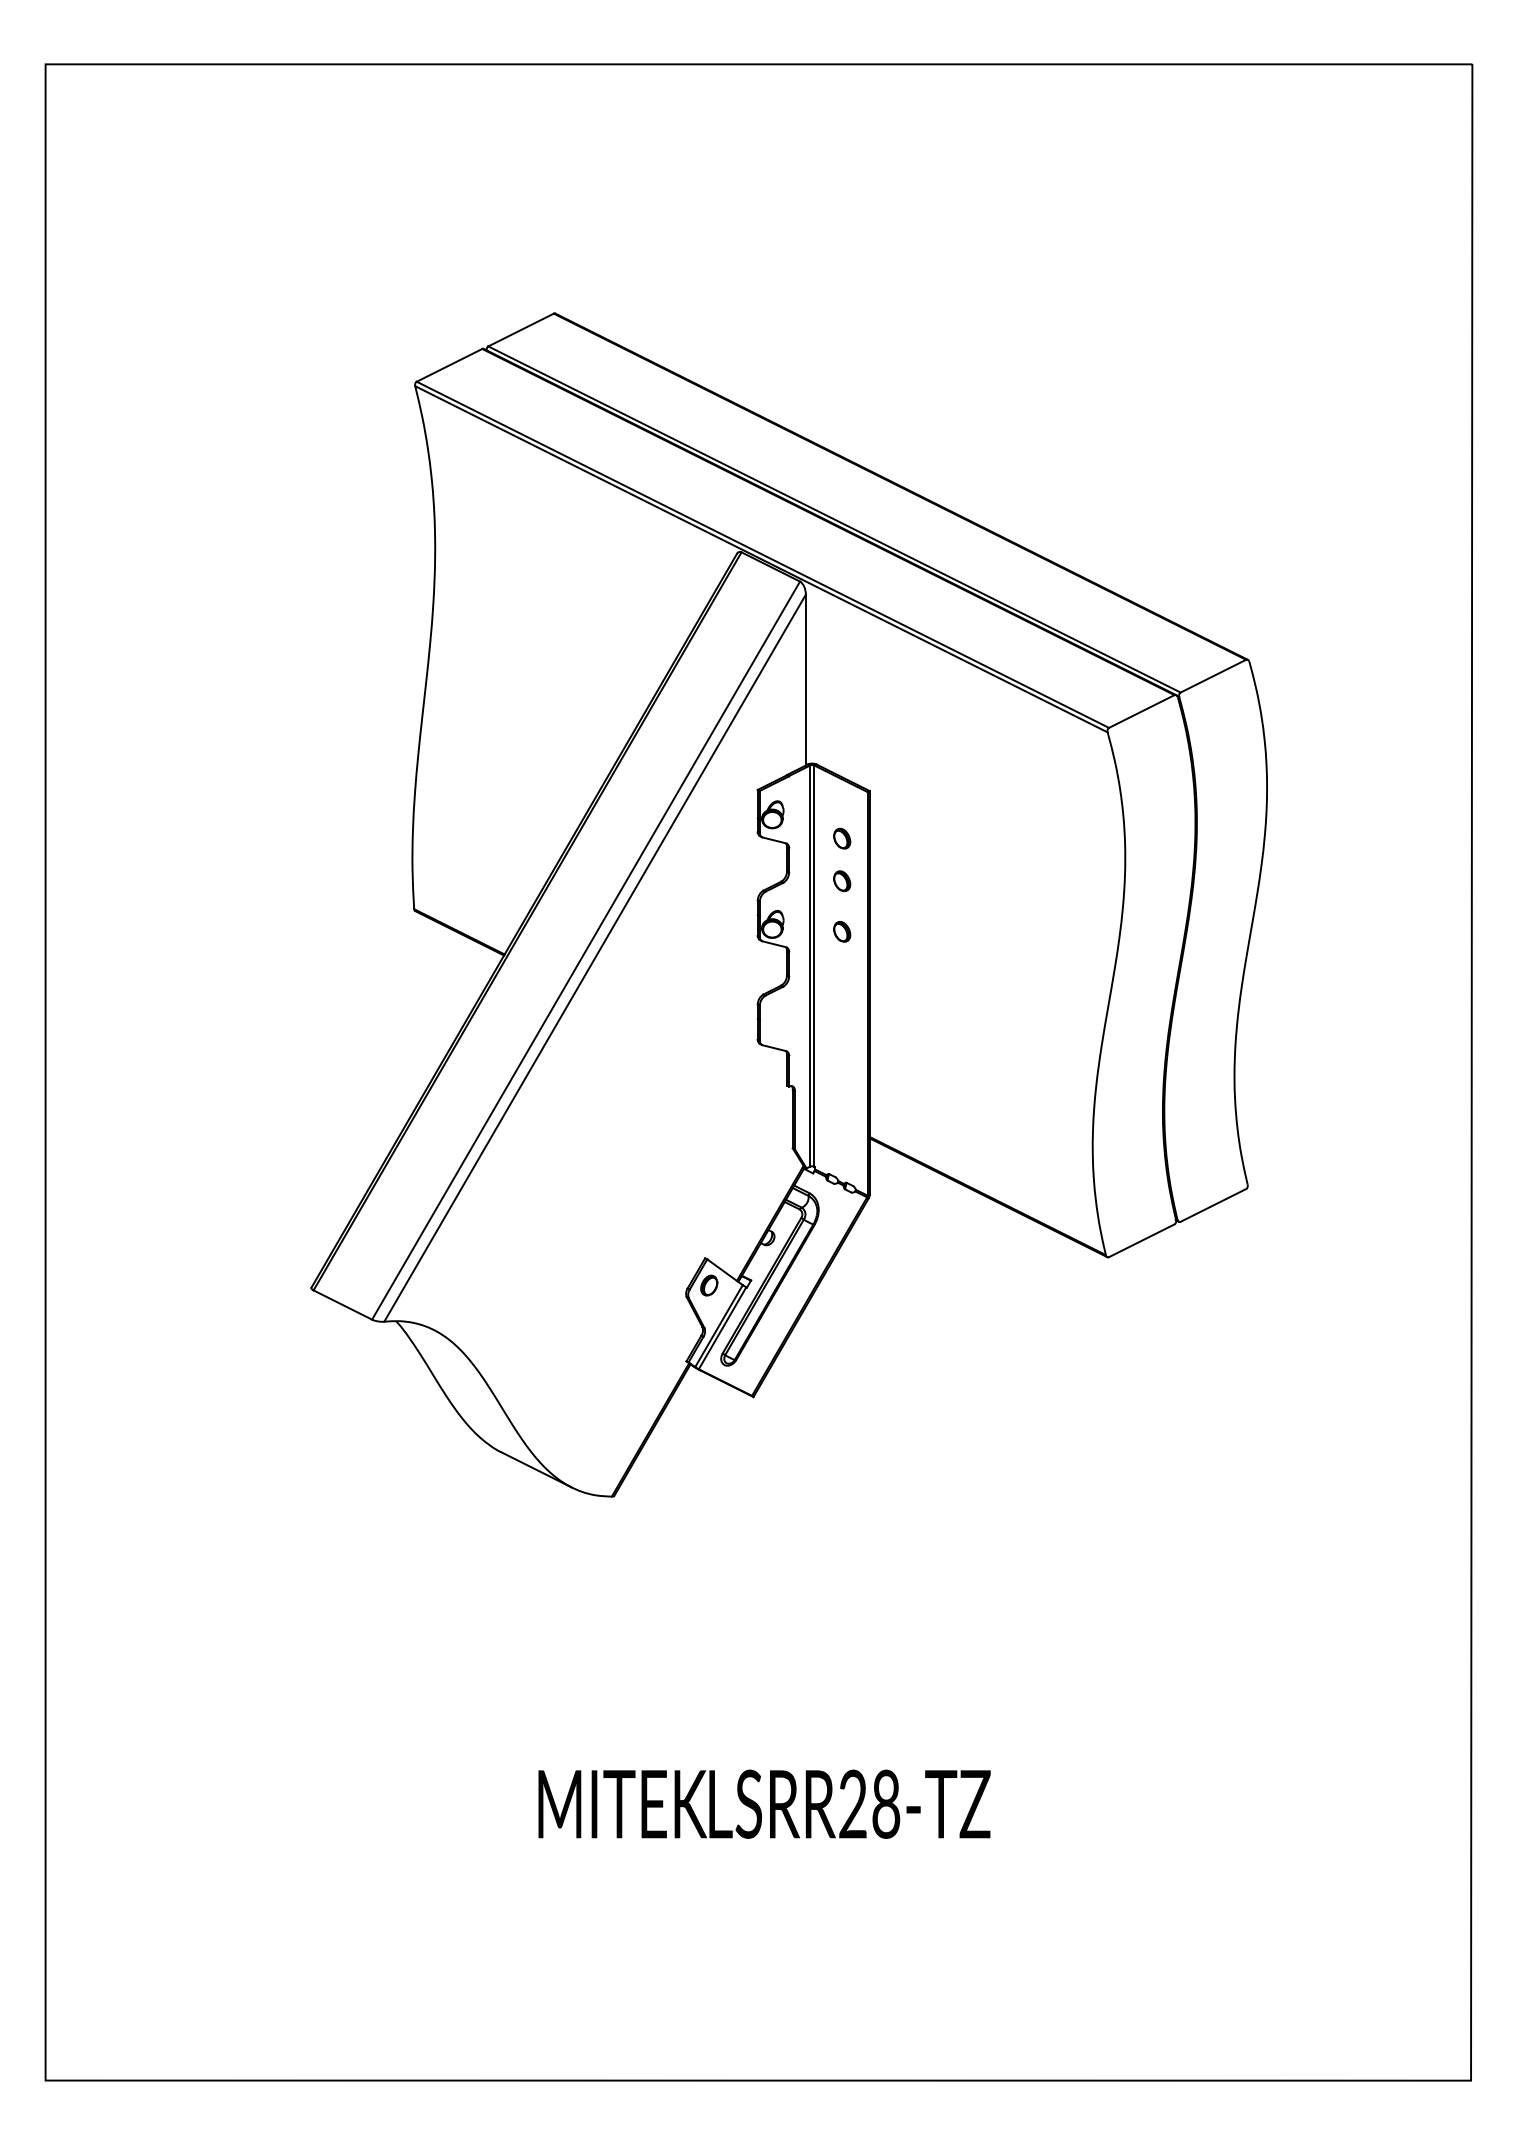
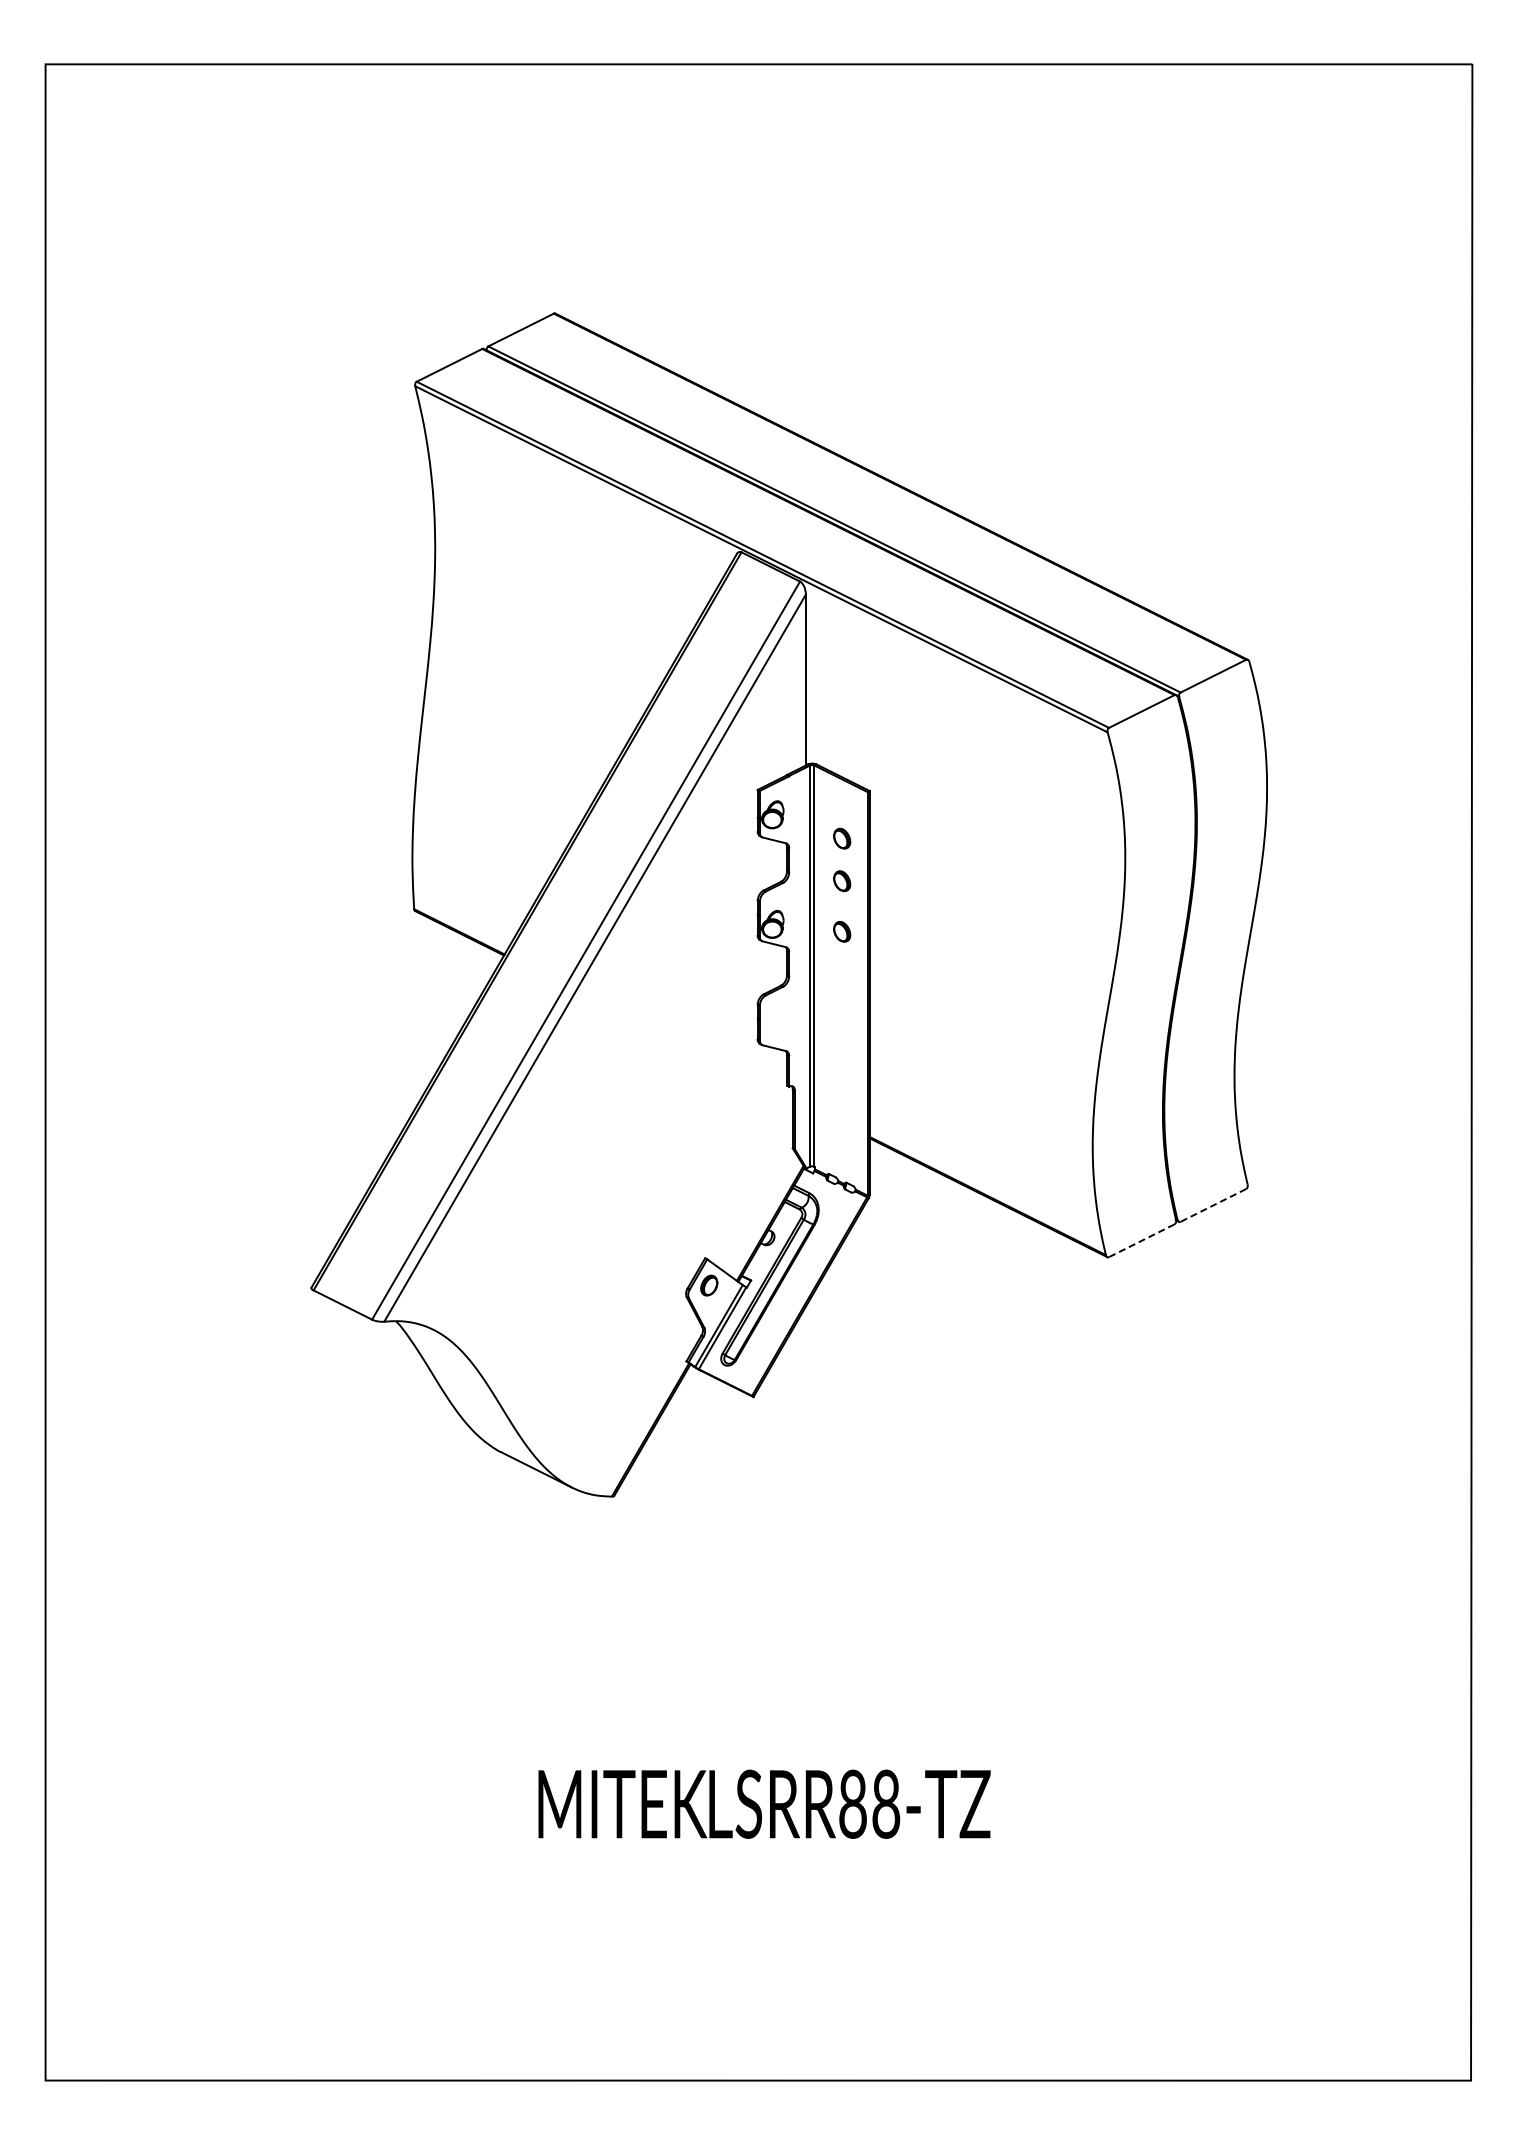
line: solid -> dashed (1213, 1205)
line: solid -> dashed (1141, 1240)
text: LSRR28-TZ -> LSRR88-TZ (852, 1804)
